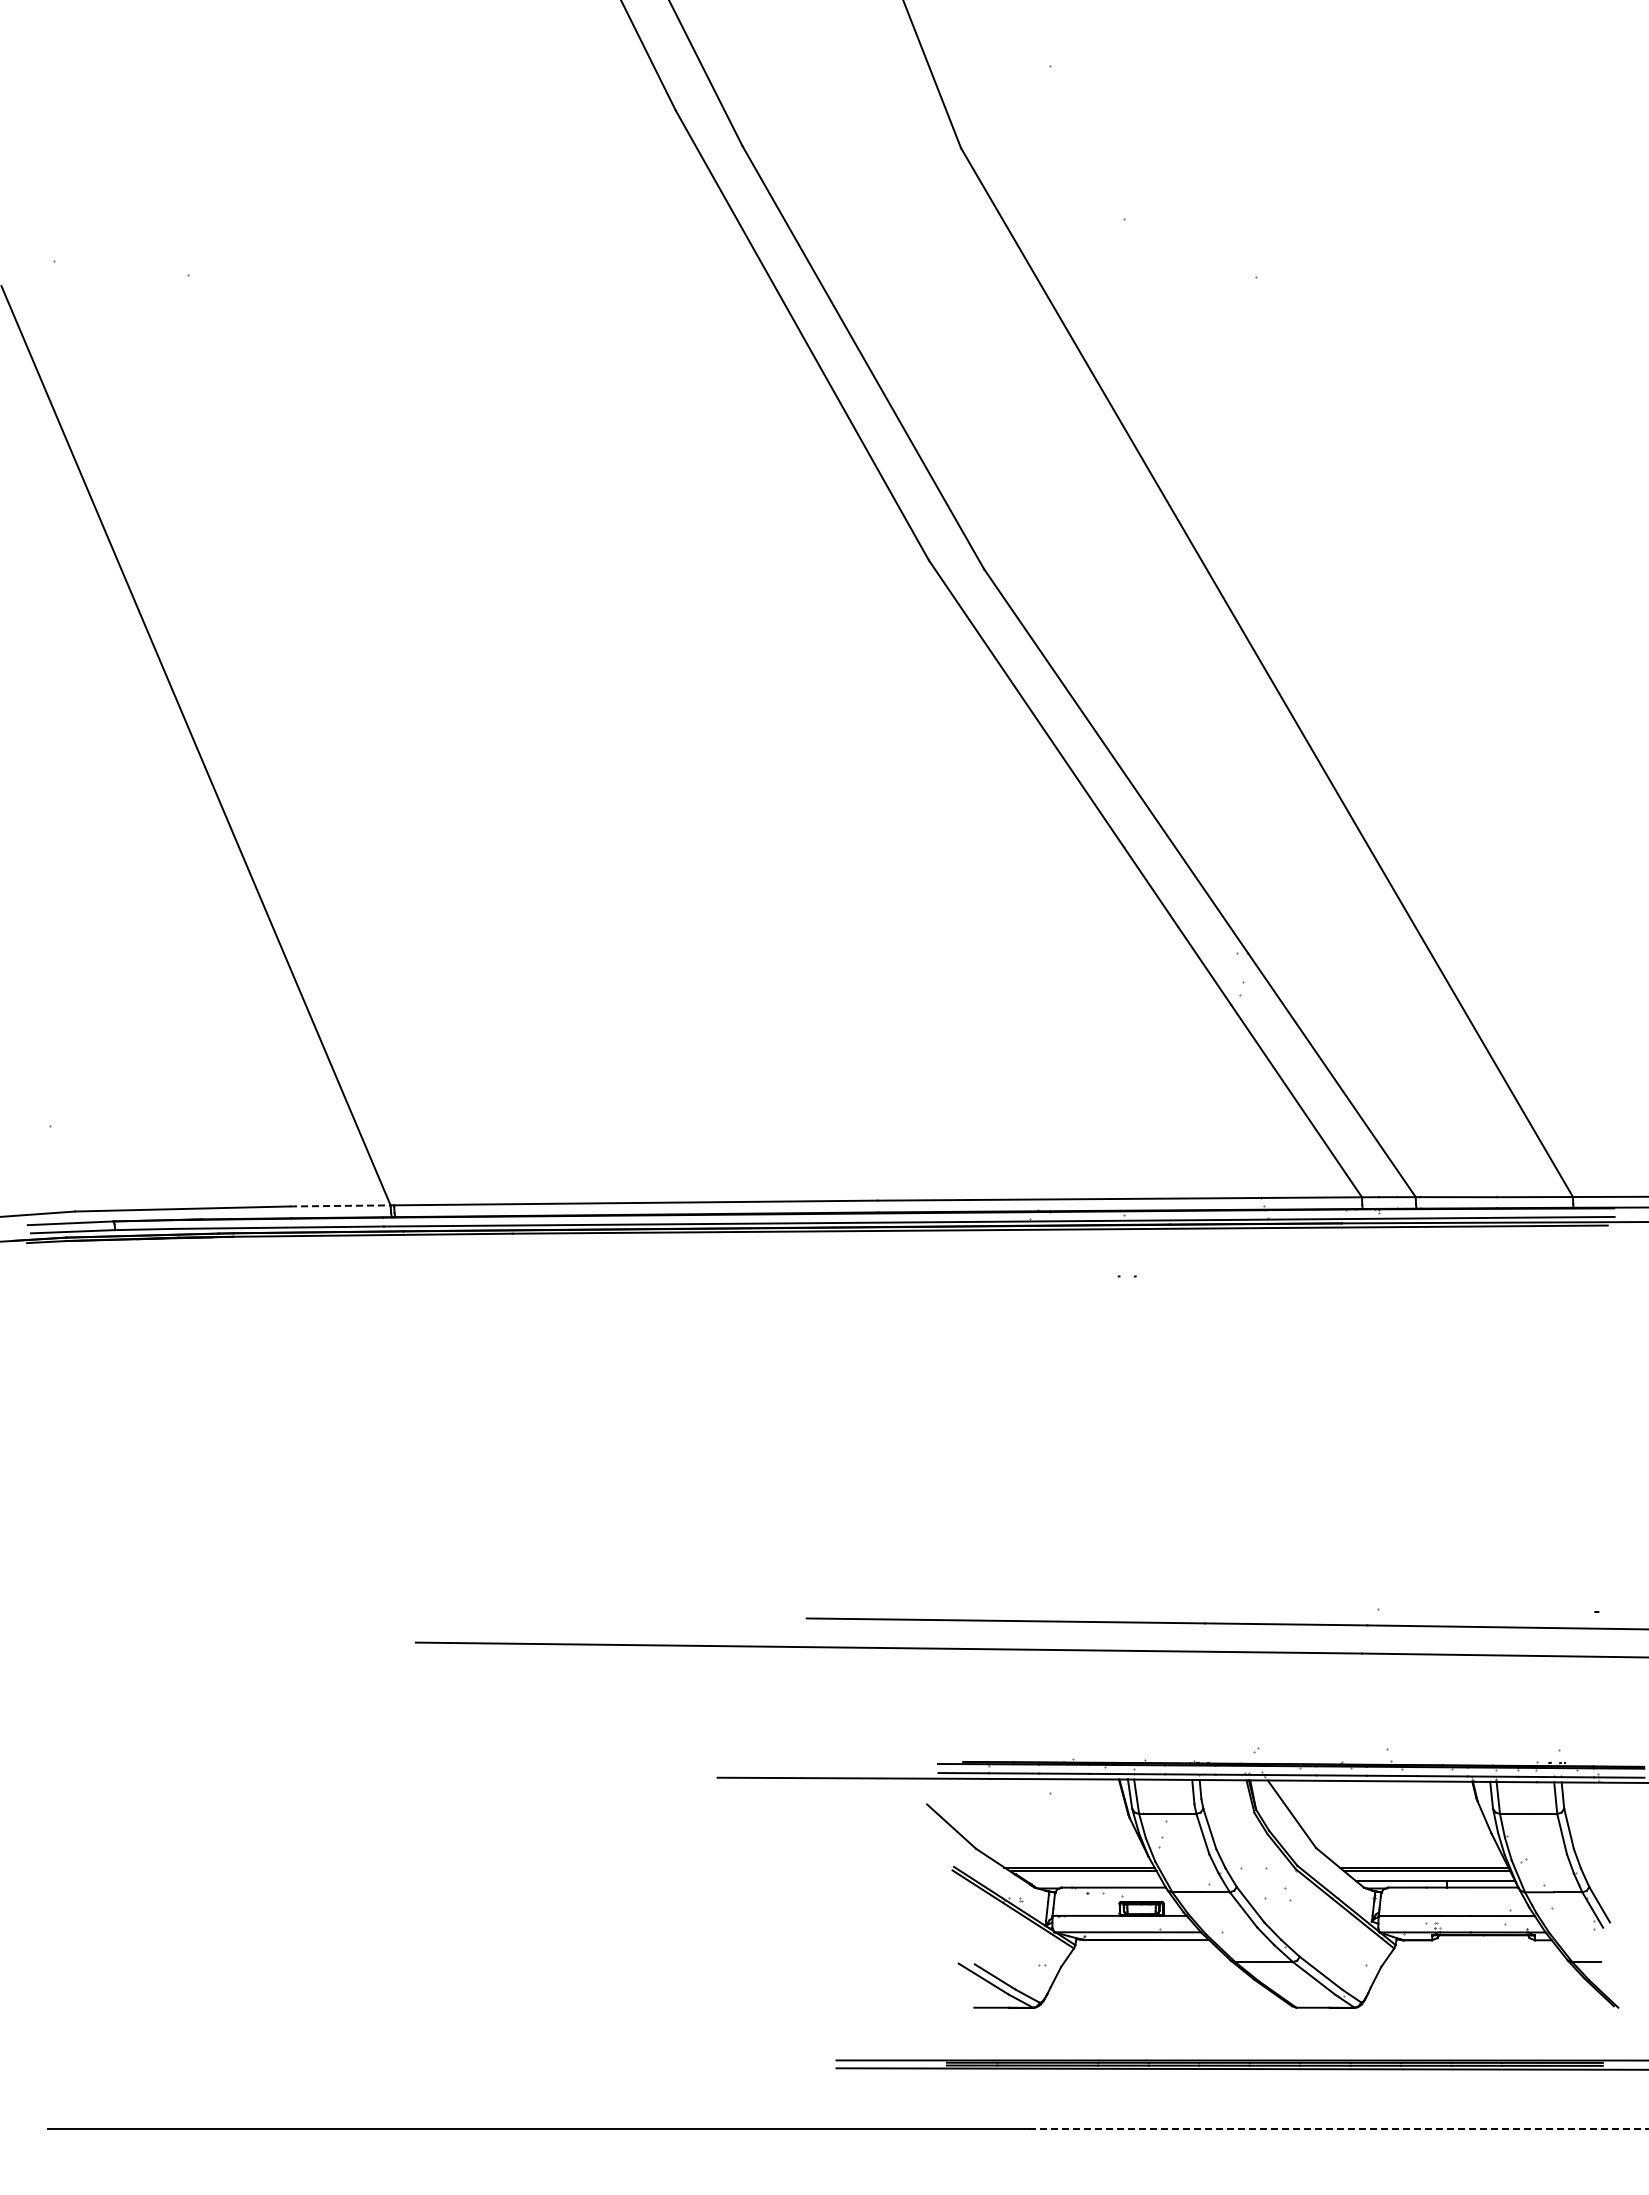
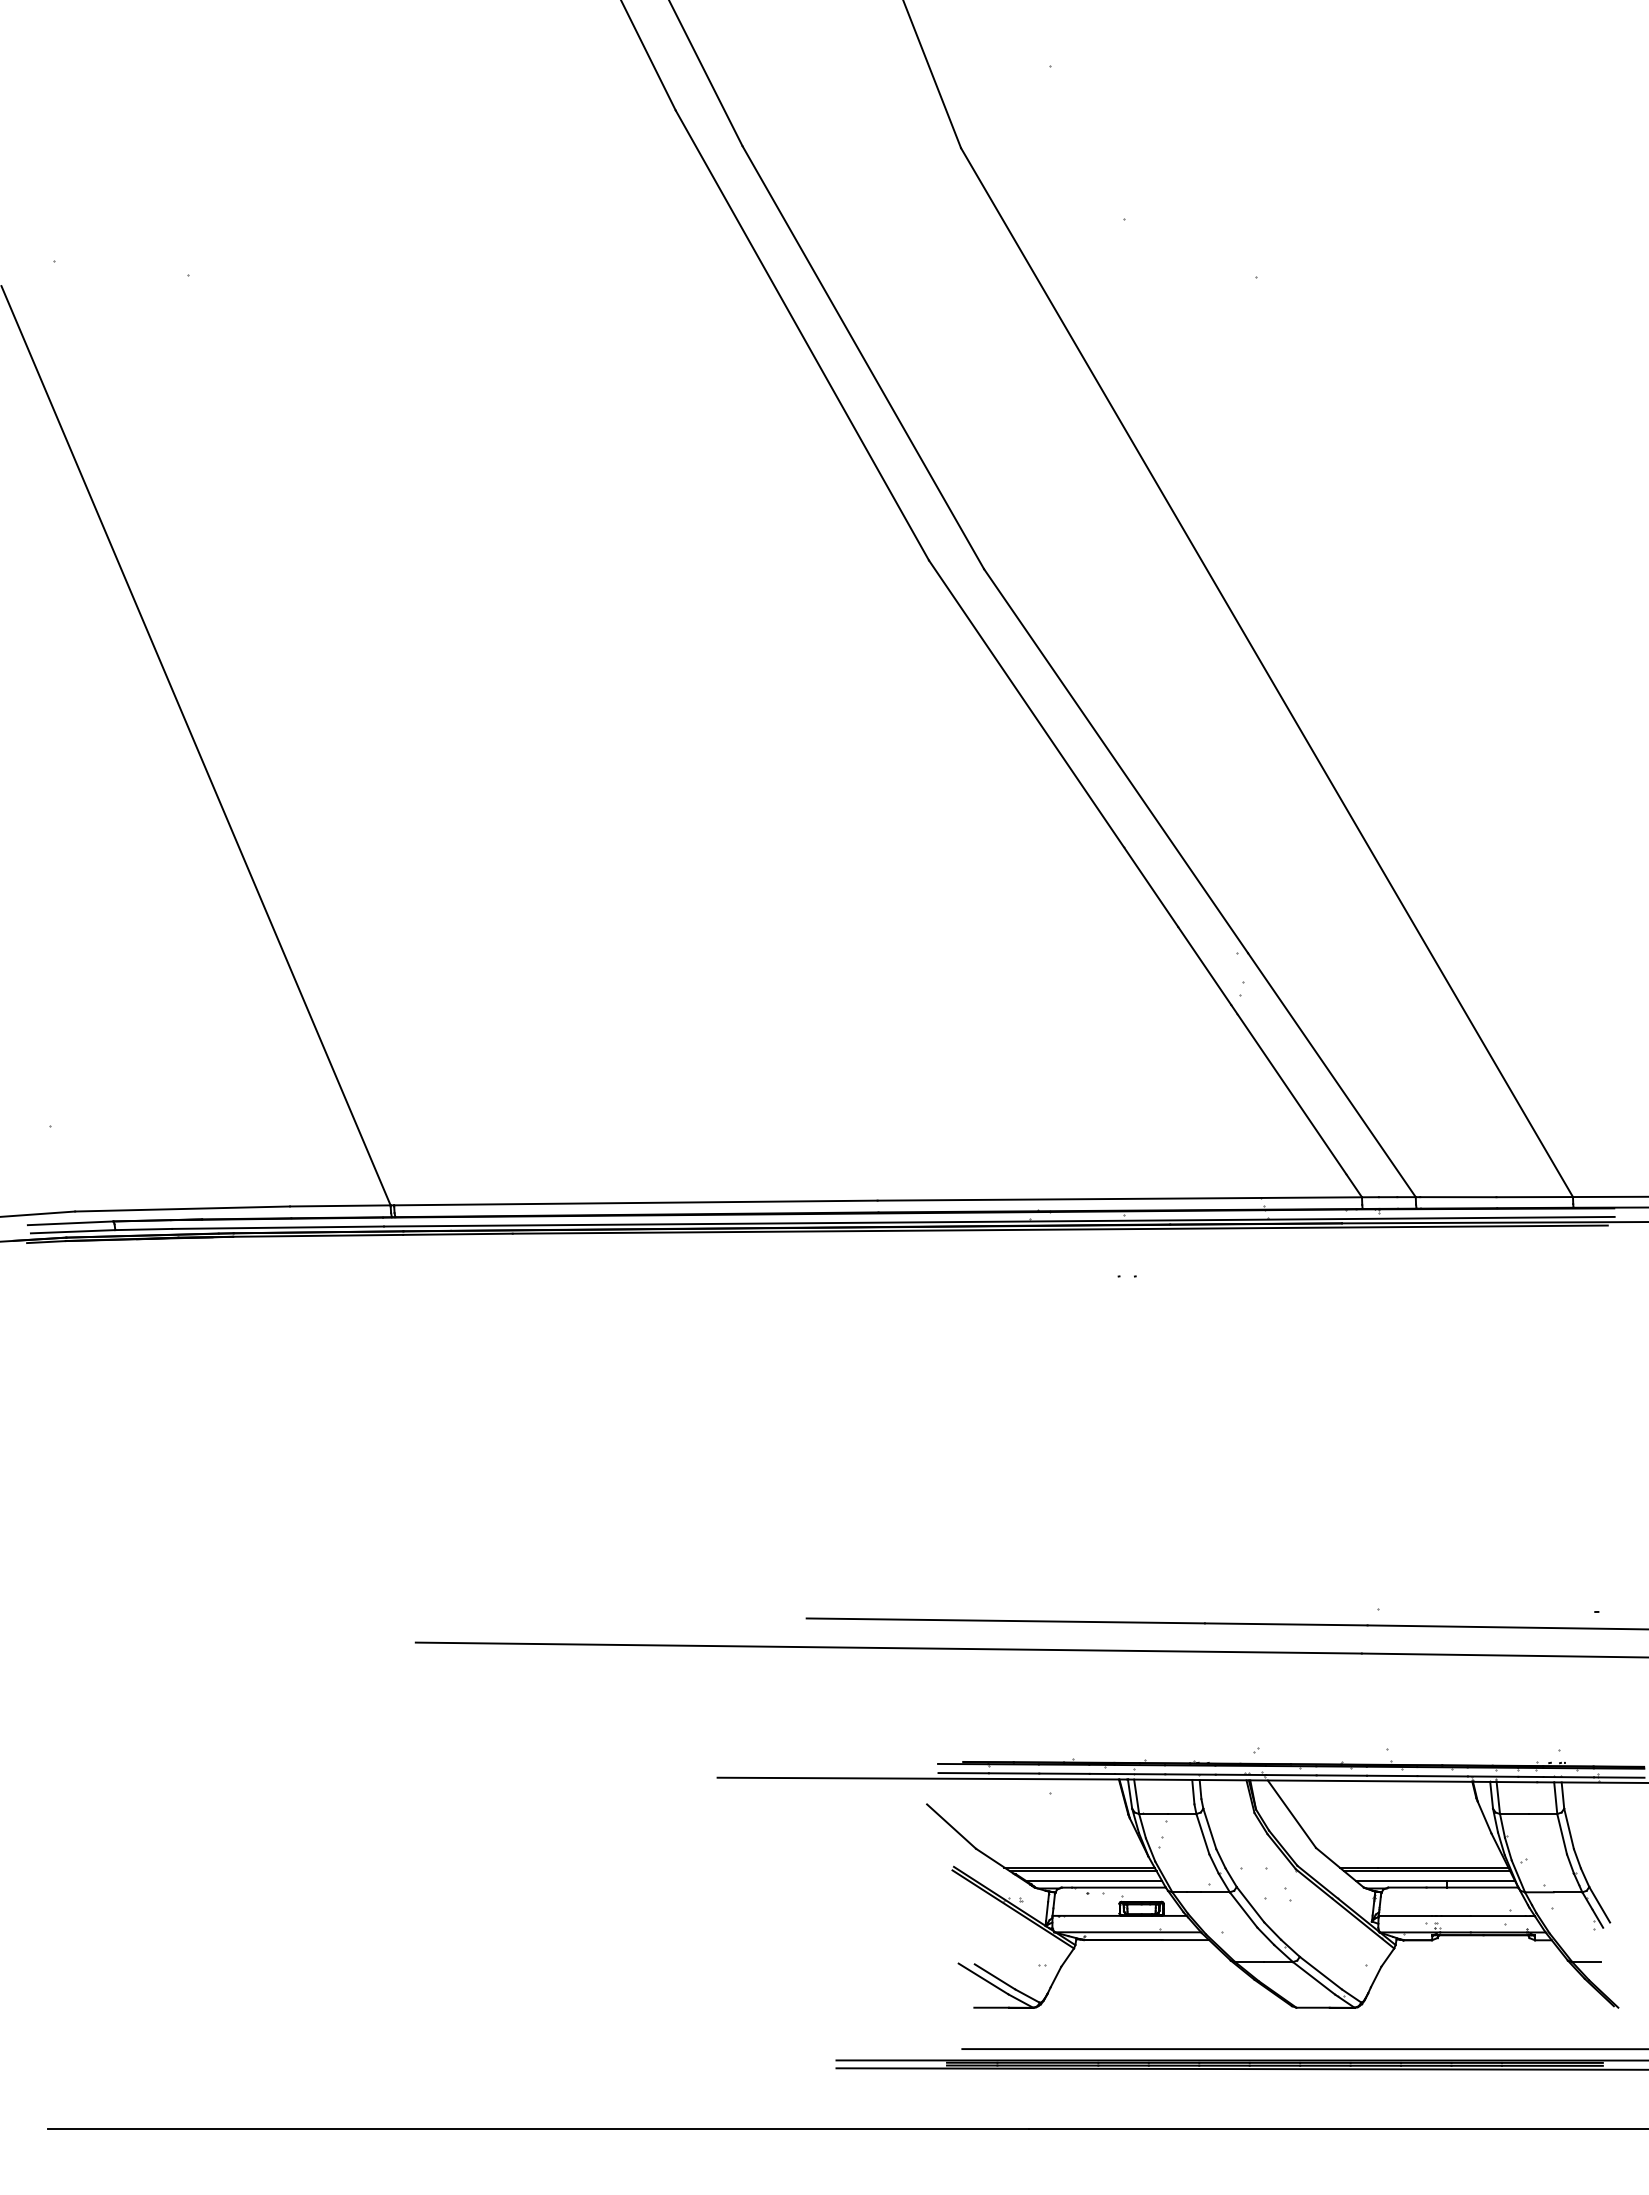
line: dashed -> solid (340, 1205)
line: none -> present (1094, 1881)
line: none -> present (1303, 2049)
line: dashed -> solid (1338, 2129)
